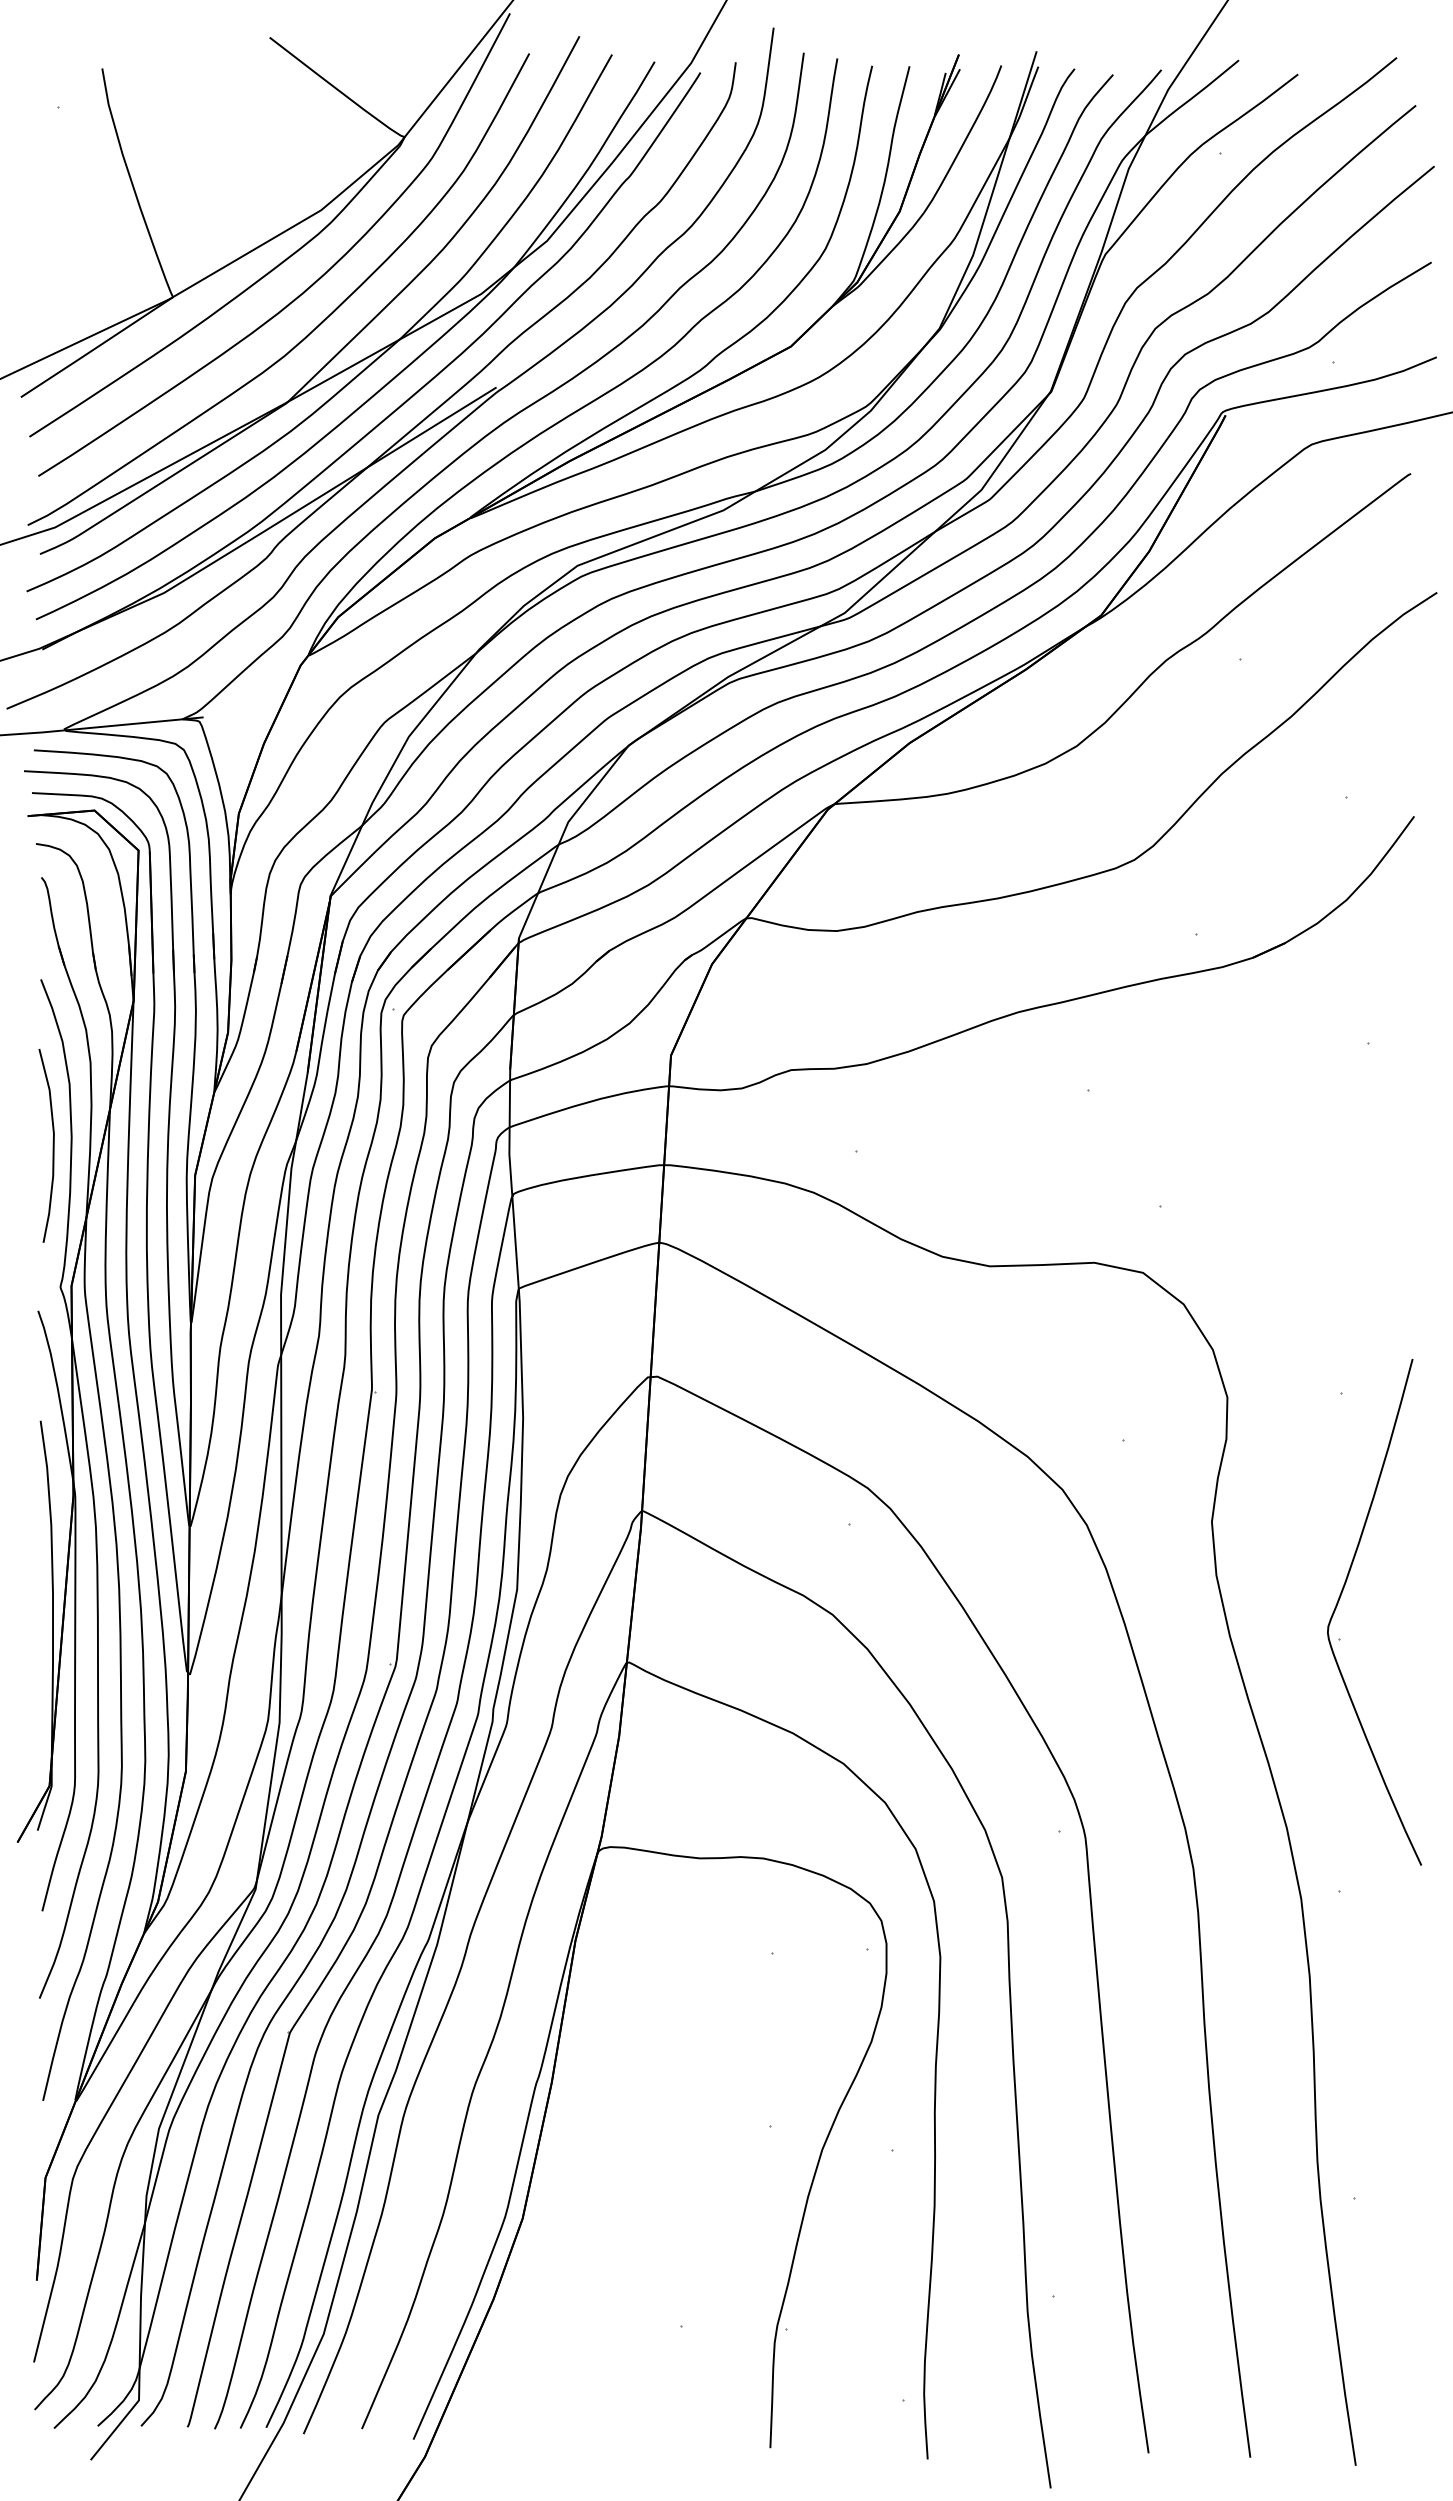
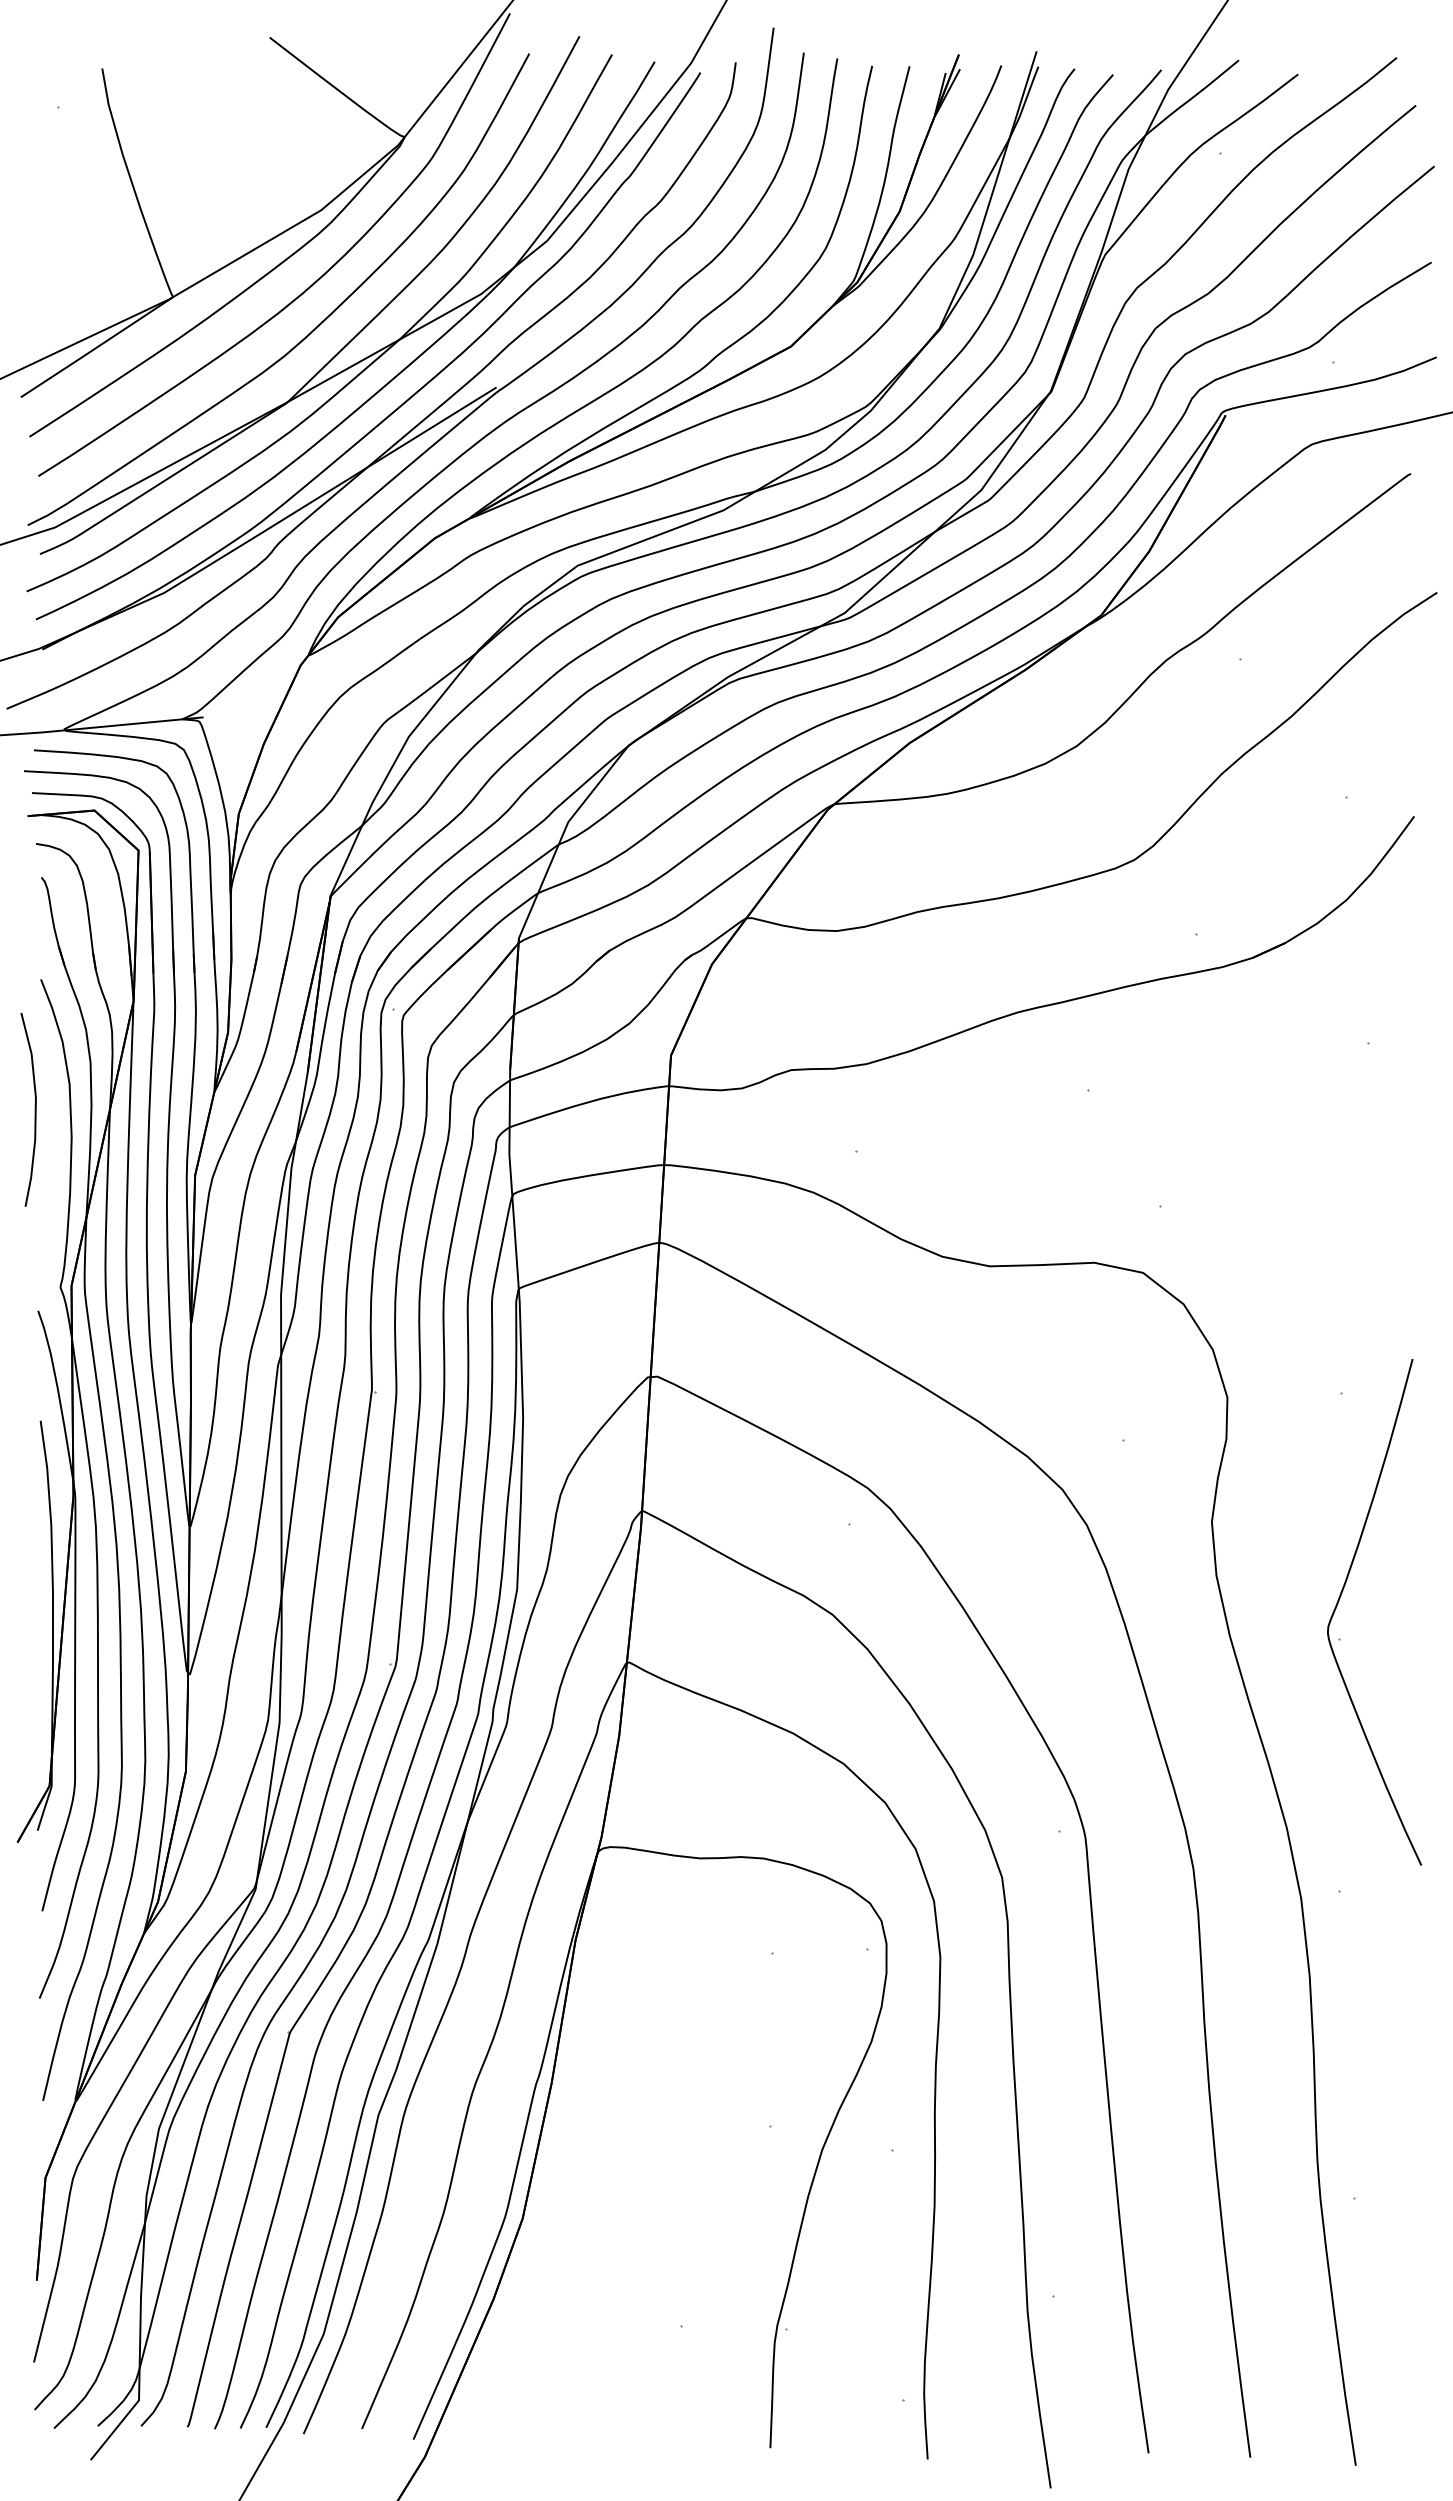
curve position: (52, 1145) -> (34, 1109) (34, 1109)
